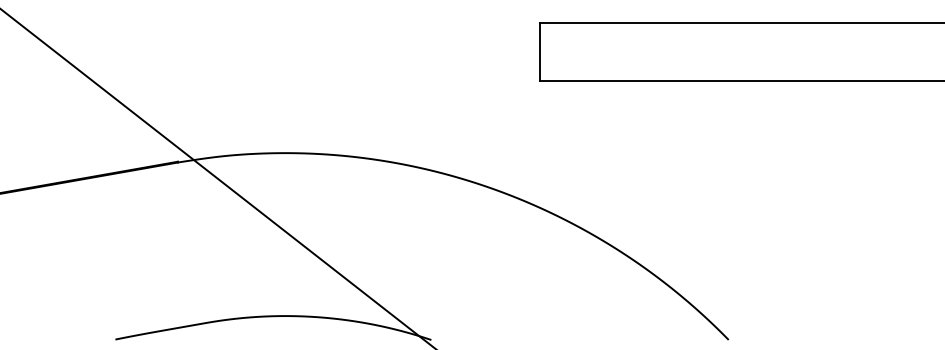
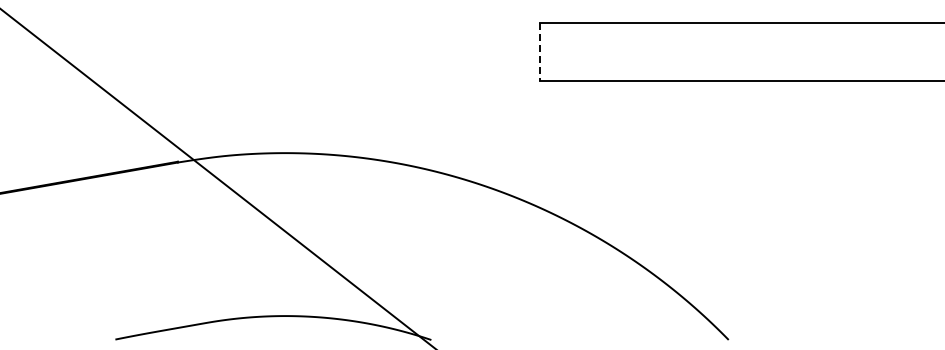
line: solid -> dashed (540, 52)
